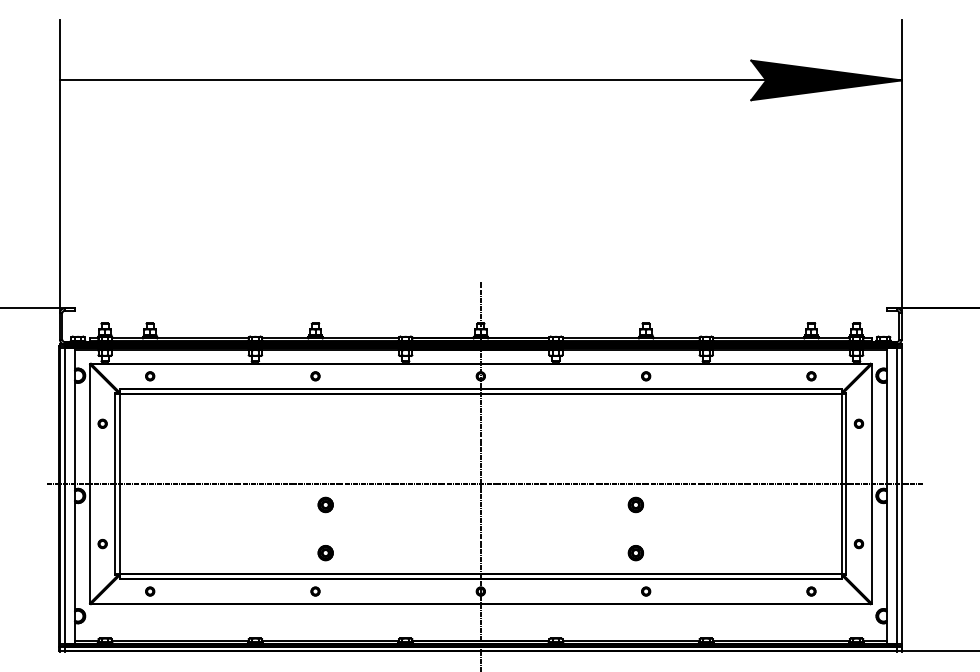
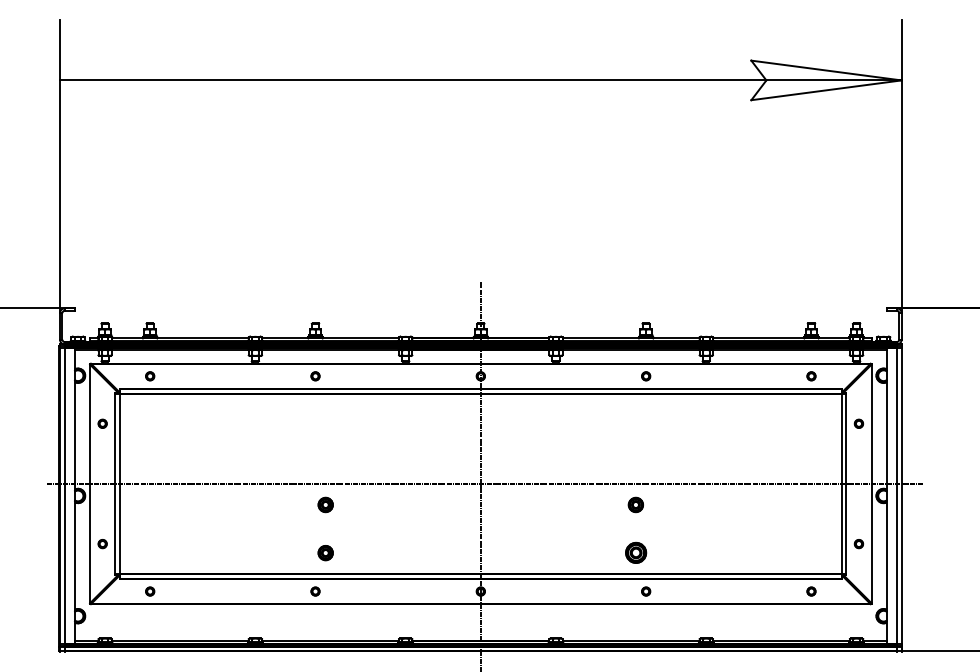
fill: present -> none (826, 80)
part size: 17x17 px -> 23x23 px (636, 552)
